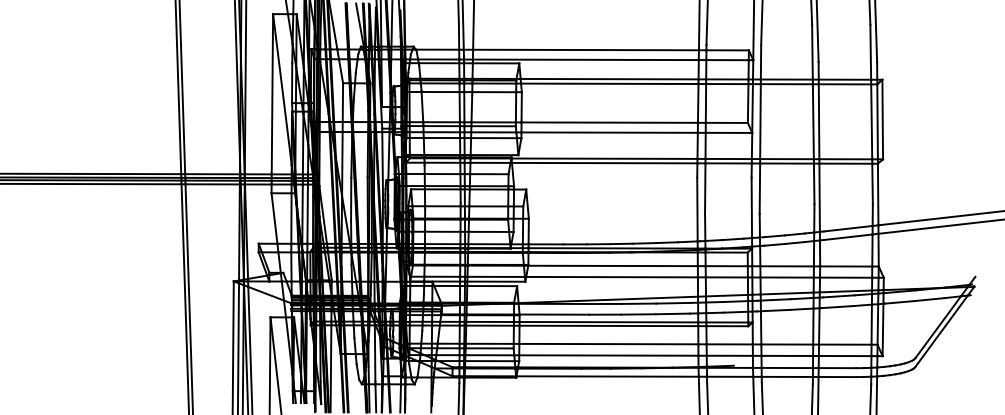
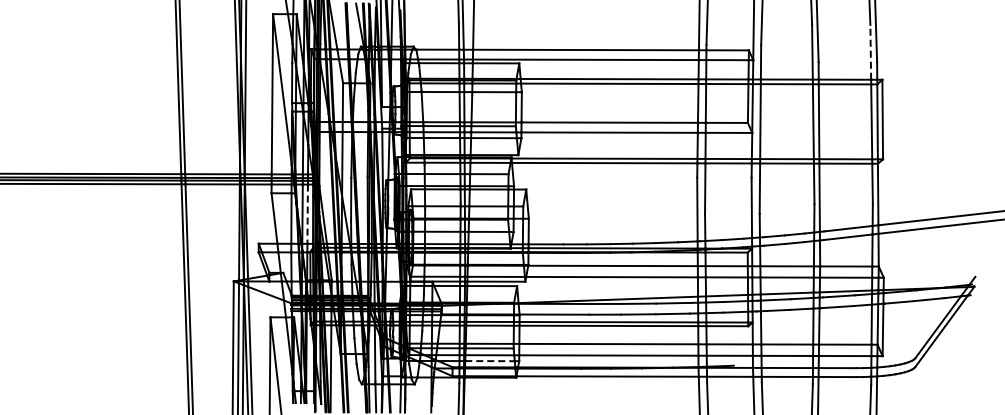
line: solid -> dashed (870, 51)
line: solid -> dashed (307, 214)
line: solid -> dashed (490, 361)
